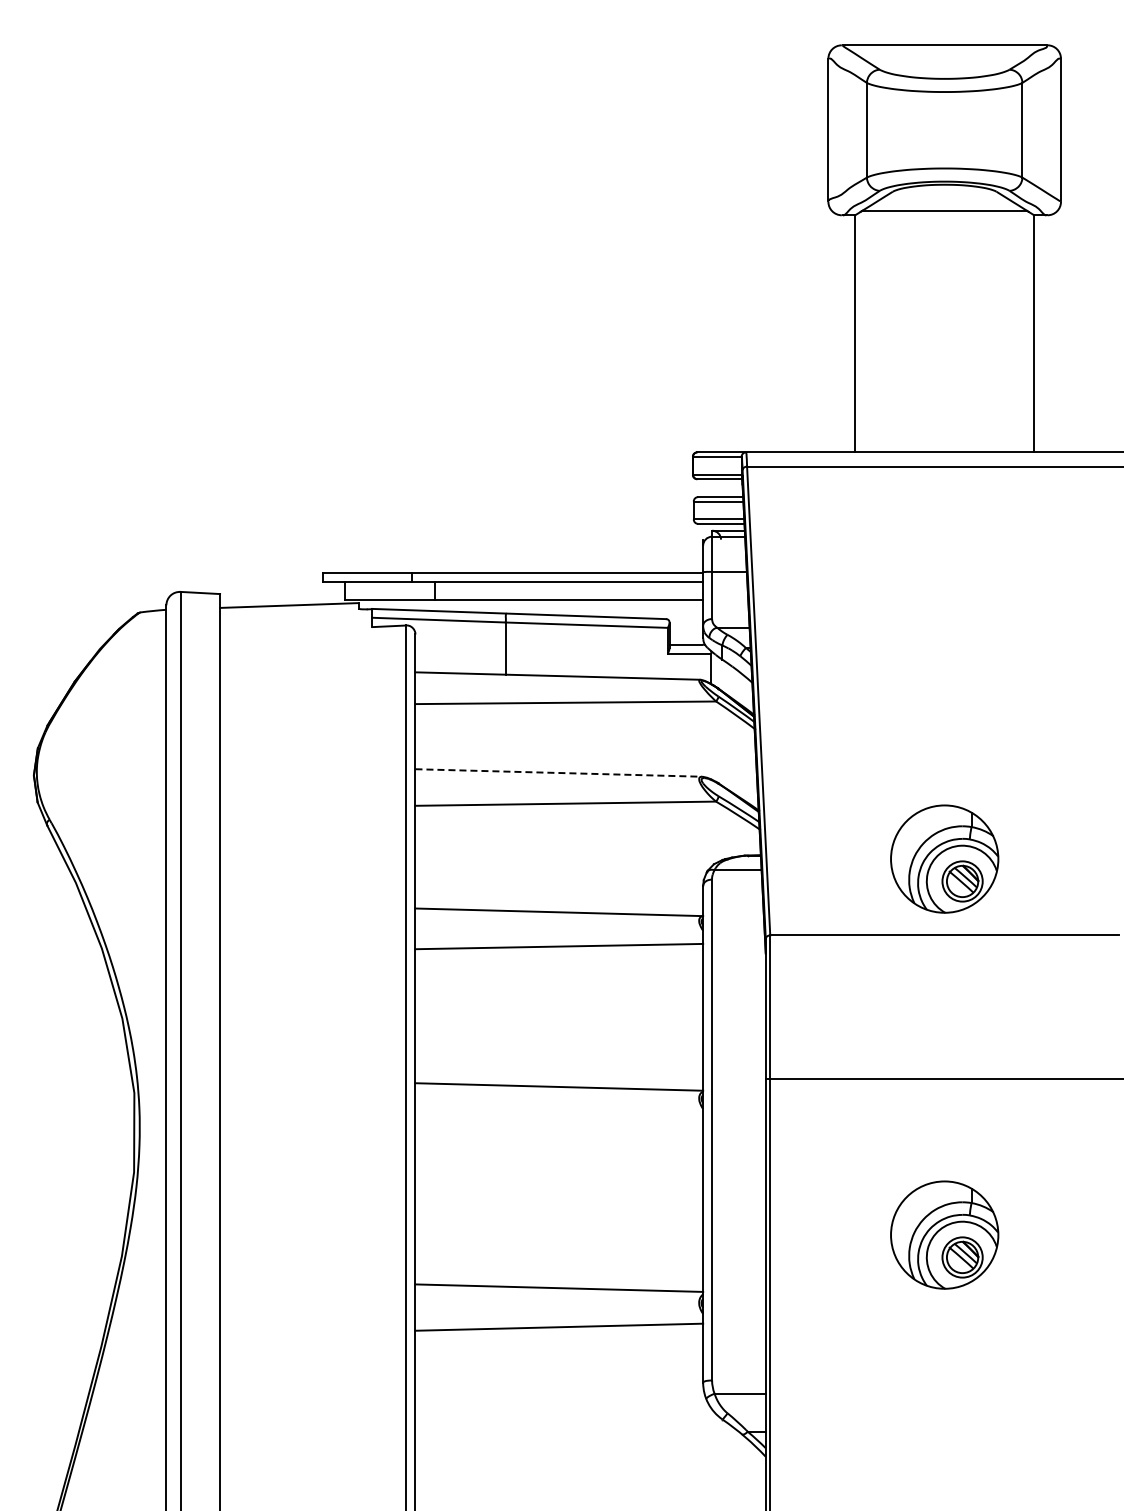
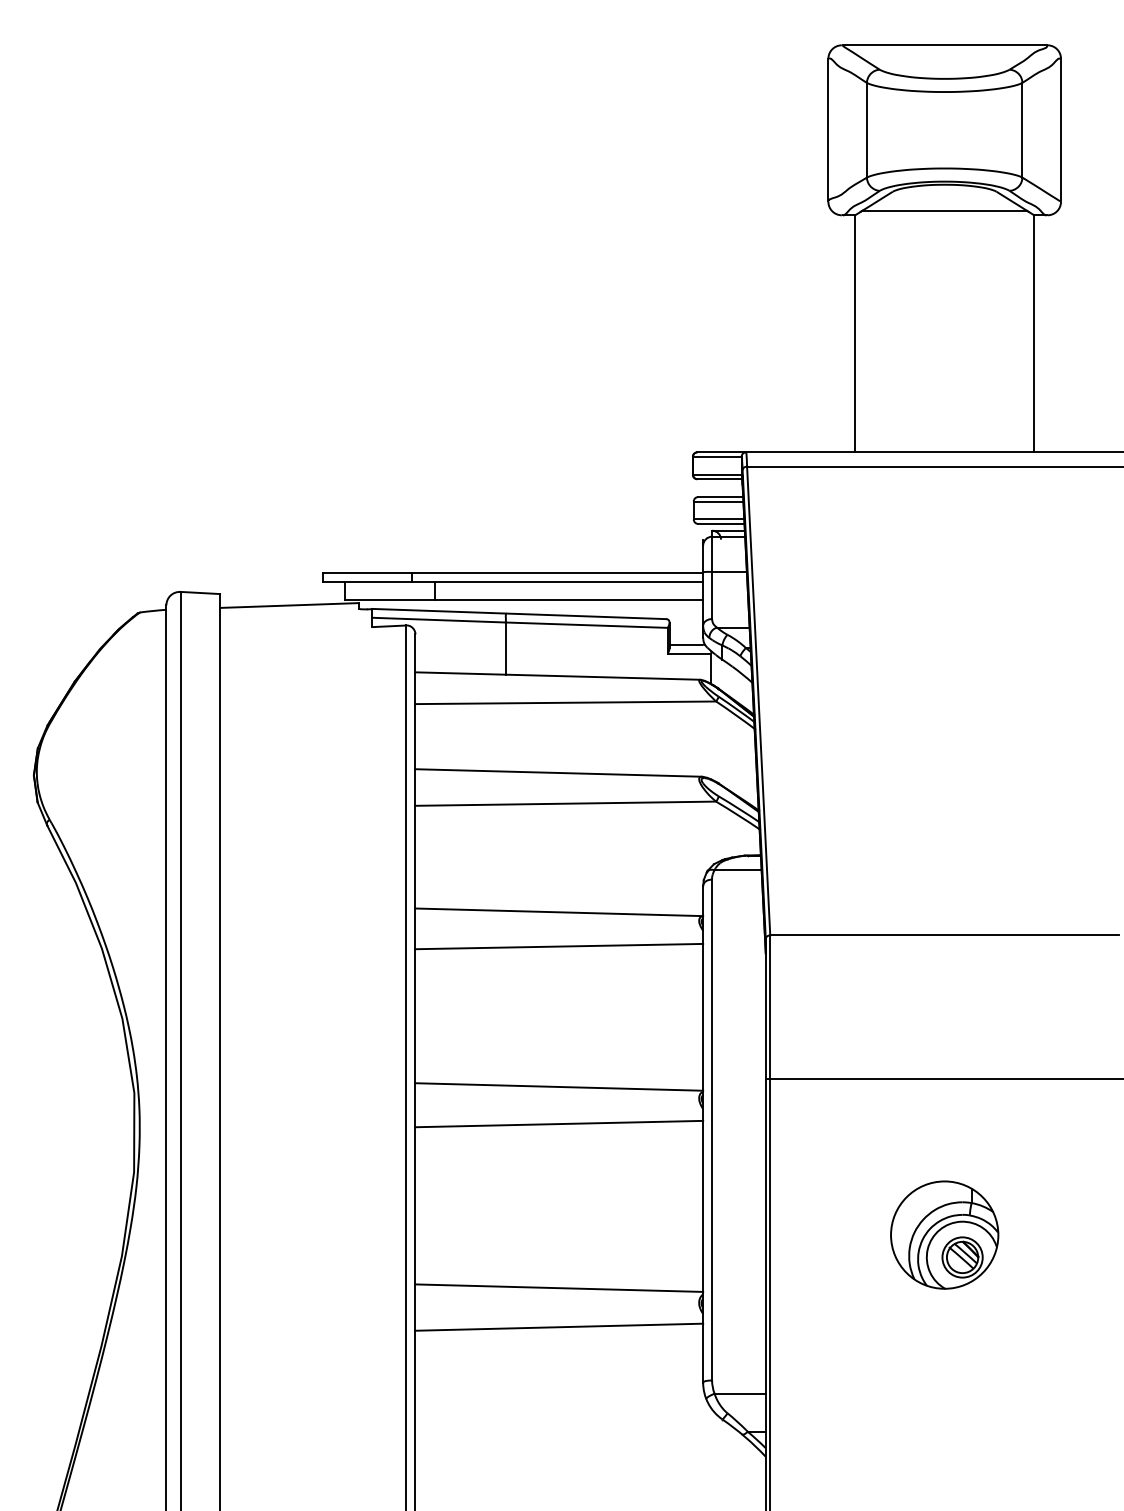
line: dashed -> solid (559, 773)
part: present -> none (944, 858)
line: none -> present (559, 1123)
